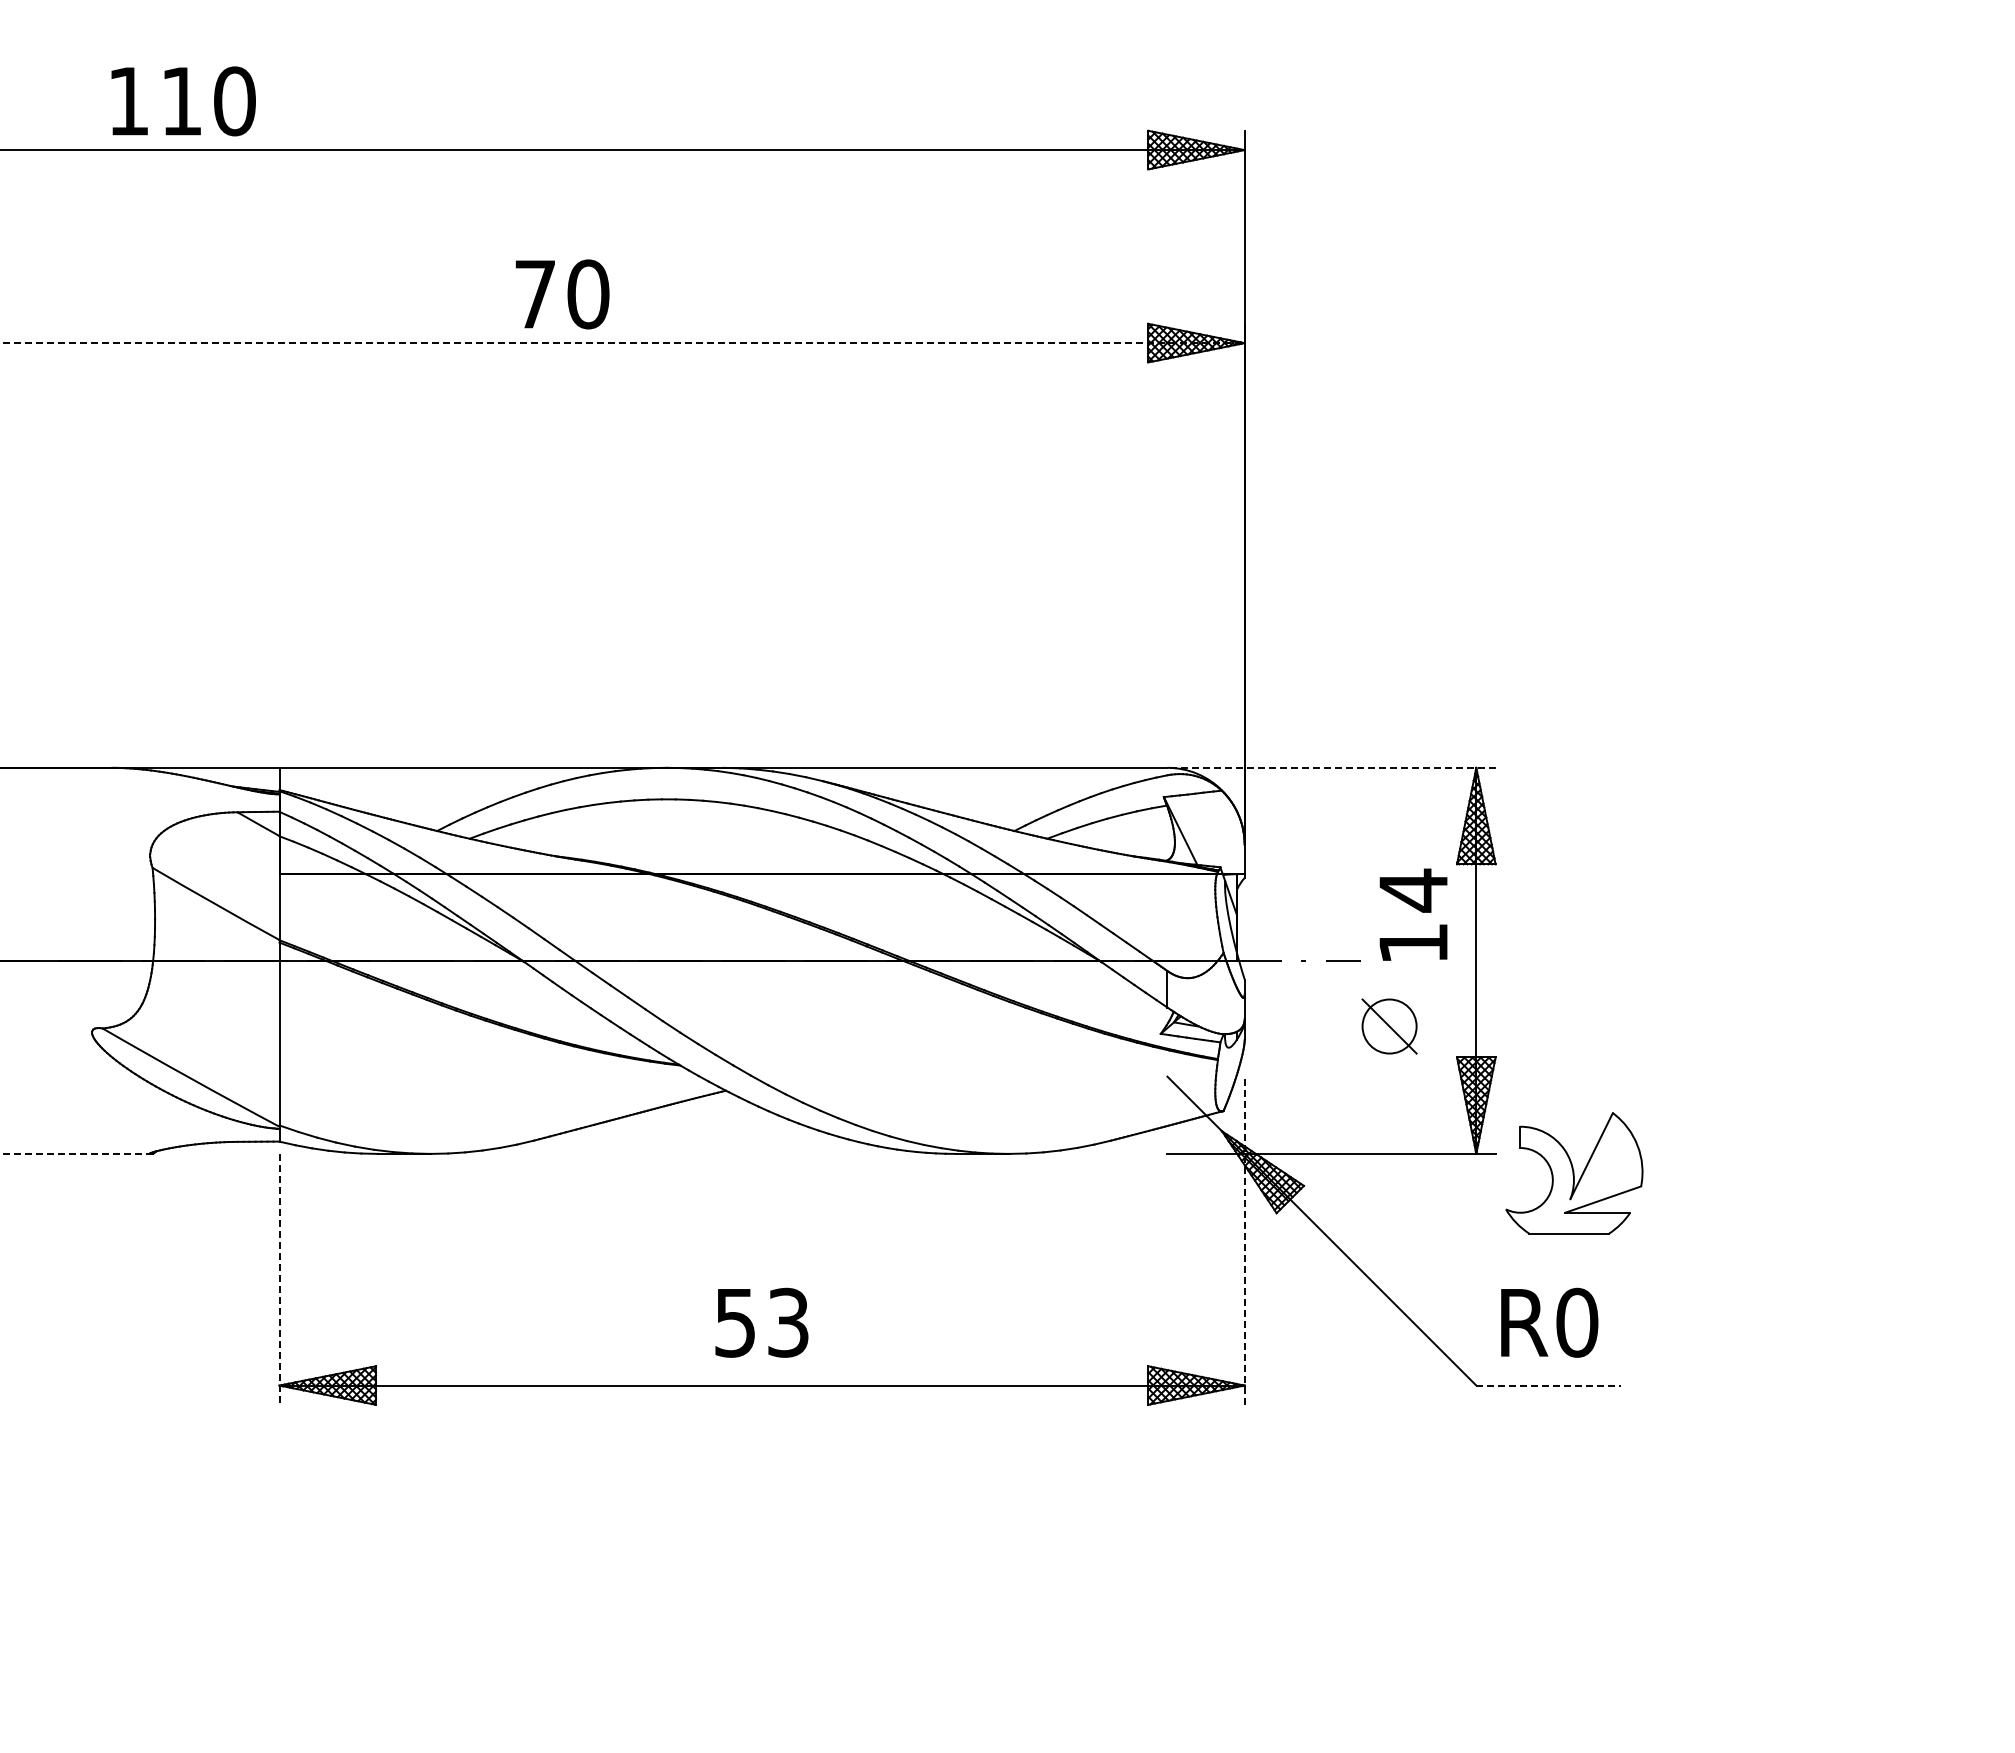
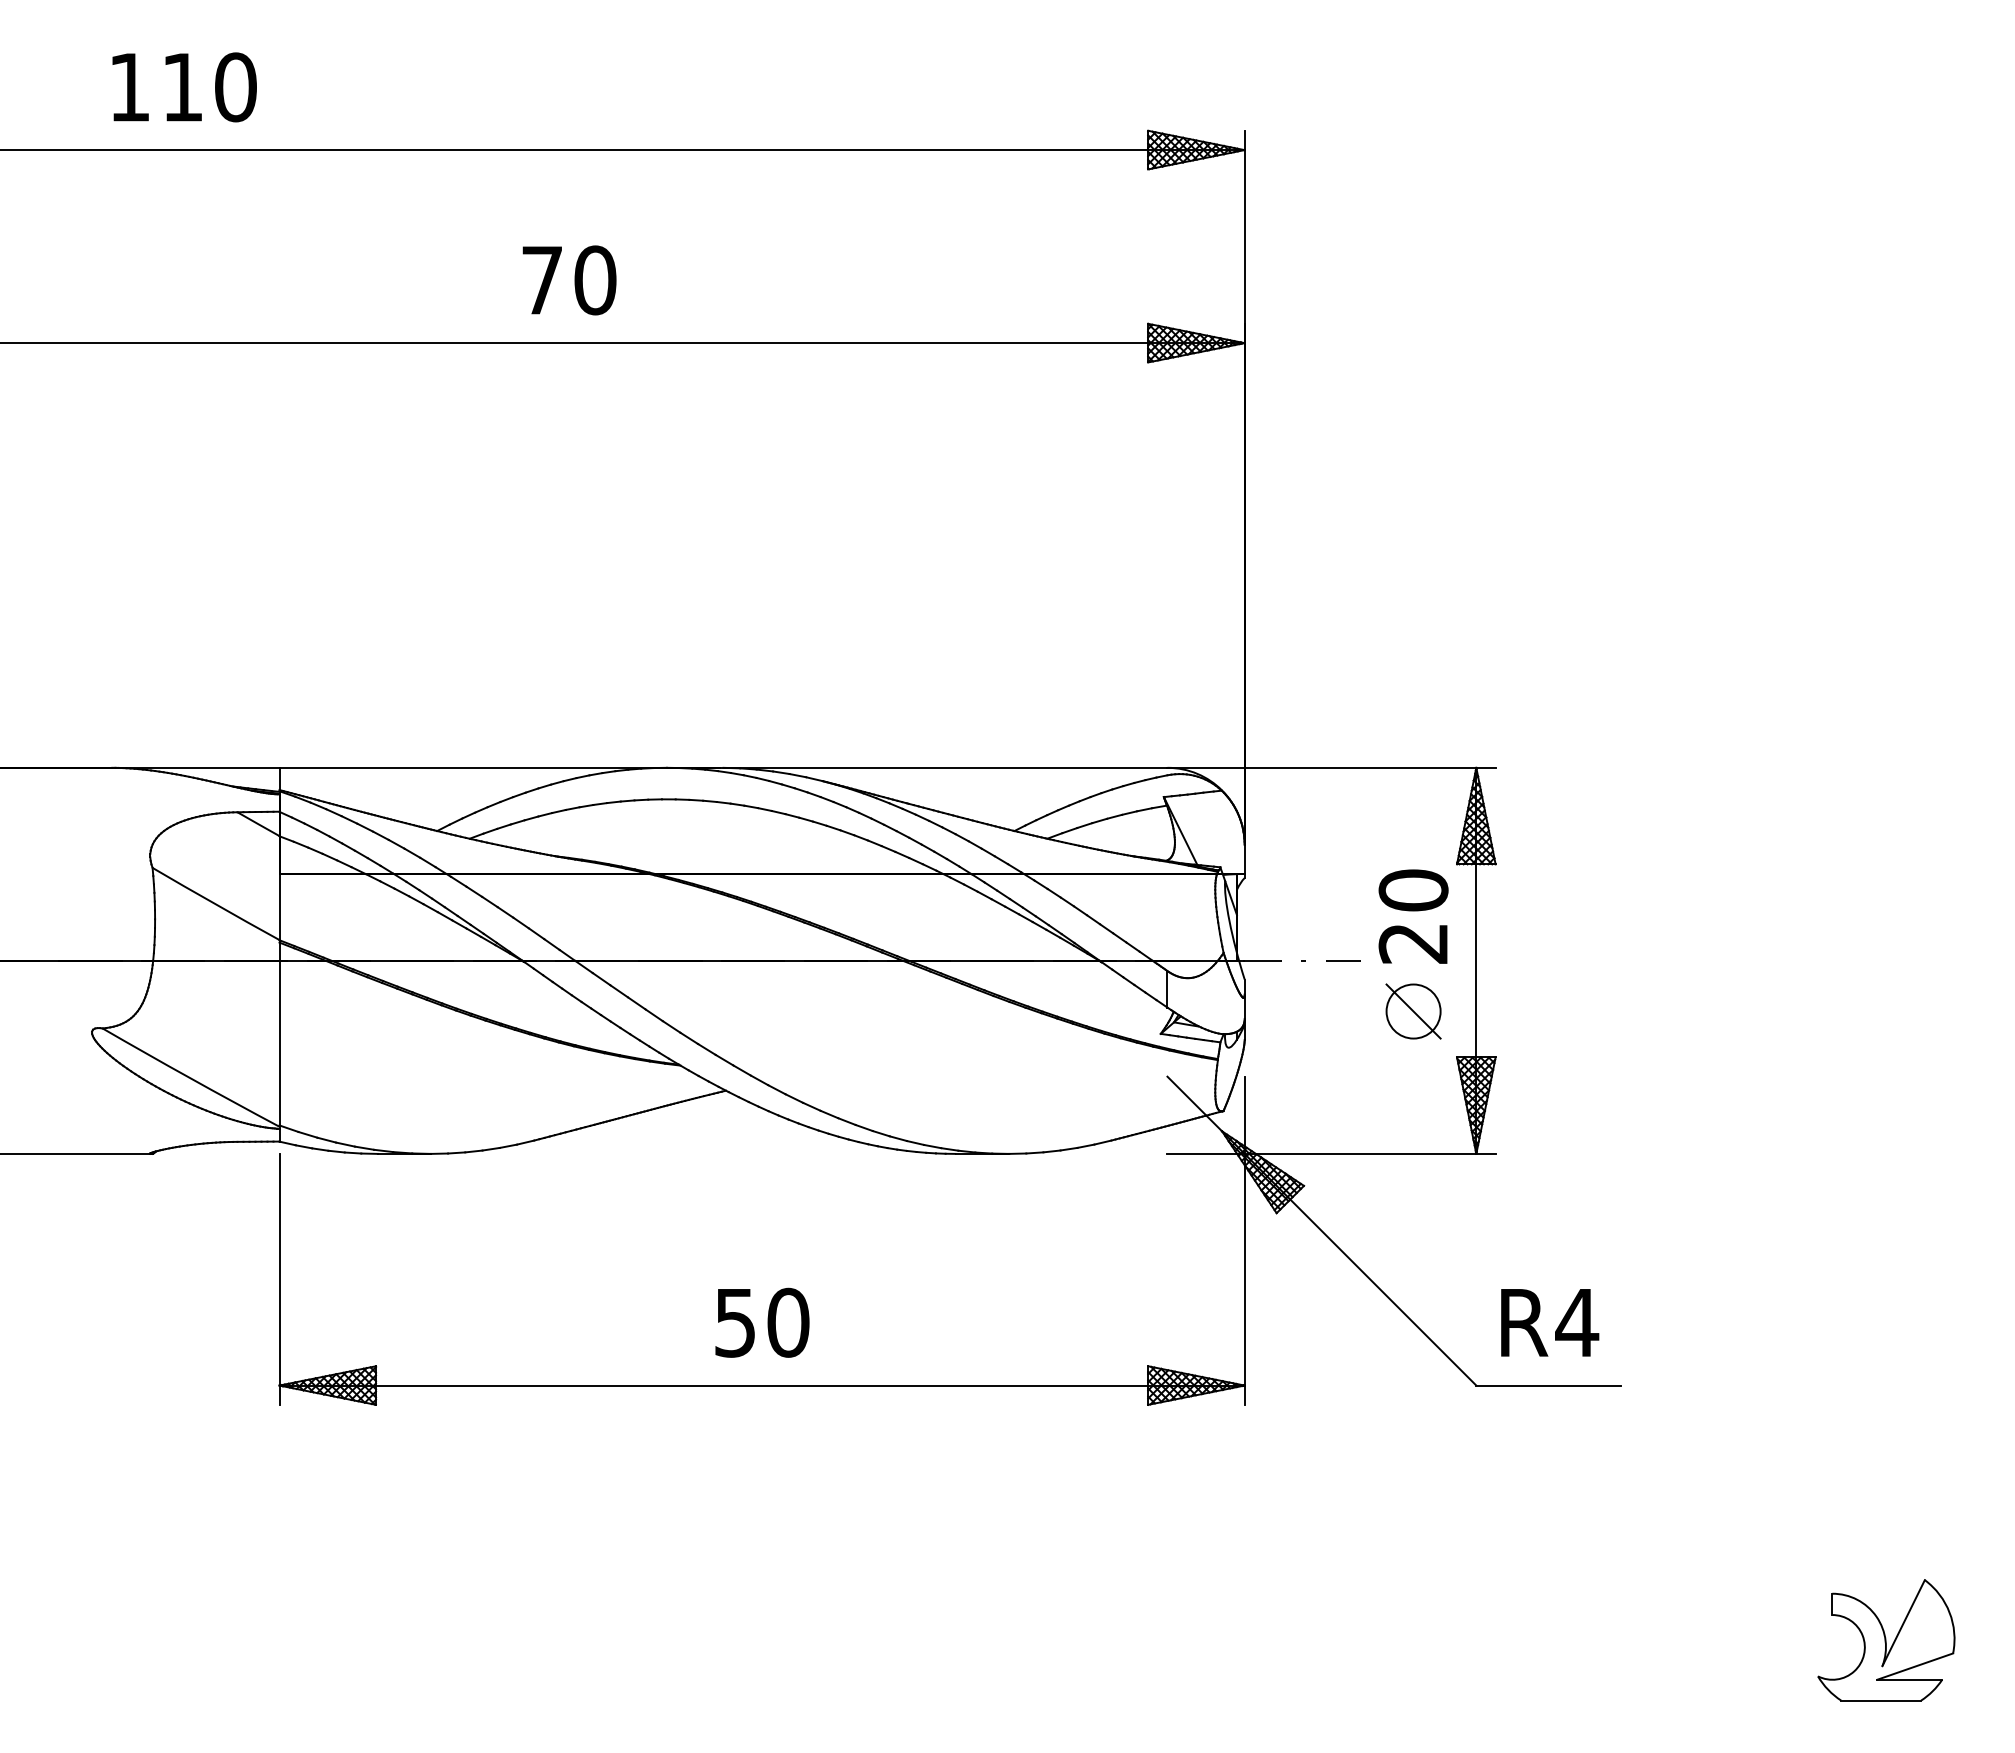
text position: (183, 101) -> (184, 87) (184, 87)
text position: (562, 294) -> (569, 280) (569, 280)
line: dashed -> solid (623, 343)
line: dashed -> solid (1331, 767)
text: 14 -> 20 (1413, 915)
part position: (1389, 1026) -> (1413, 1011) (1413, 1011)
line: dashed -> solid (75, 1153)
part position: (1574, 1173) -> (1886, 1640) (1886, 1640)
line: dashed -> solid (1244, 1240)
line: dashed -> solid (279, 1279)
text: 53 -> 50 (788, 1322)
text: R0 -> R4 (1577, 1322)
line: dashed -> solid (1548, 1385)
